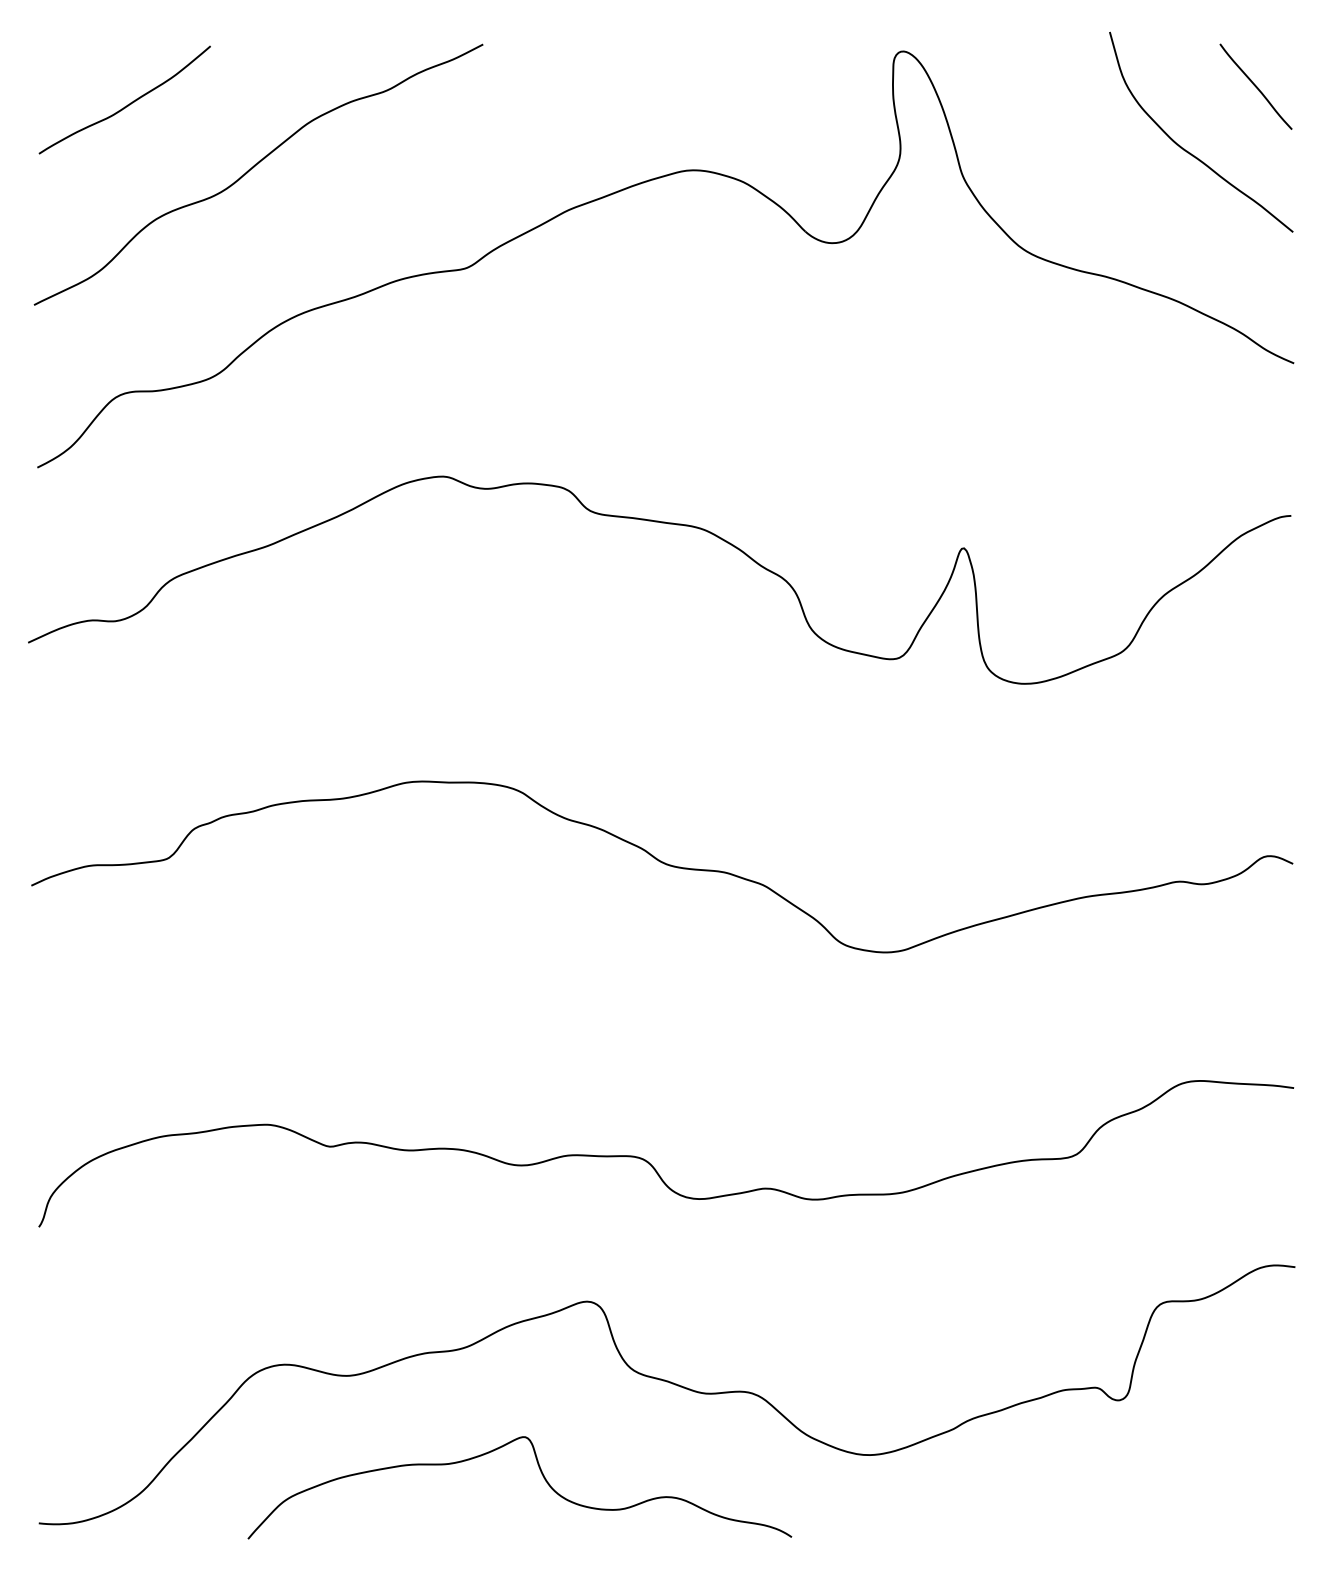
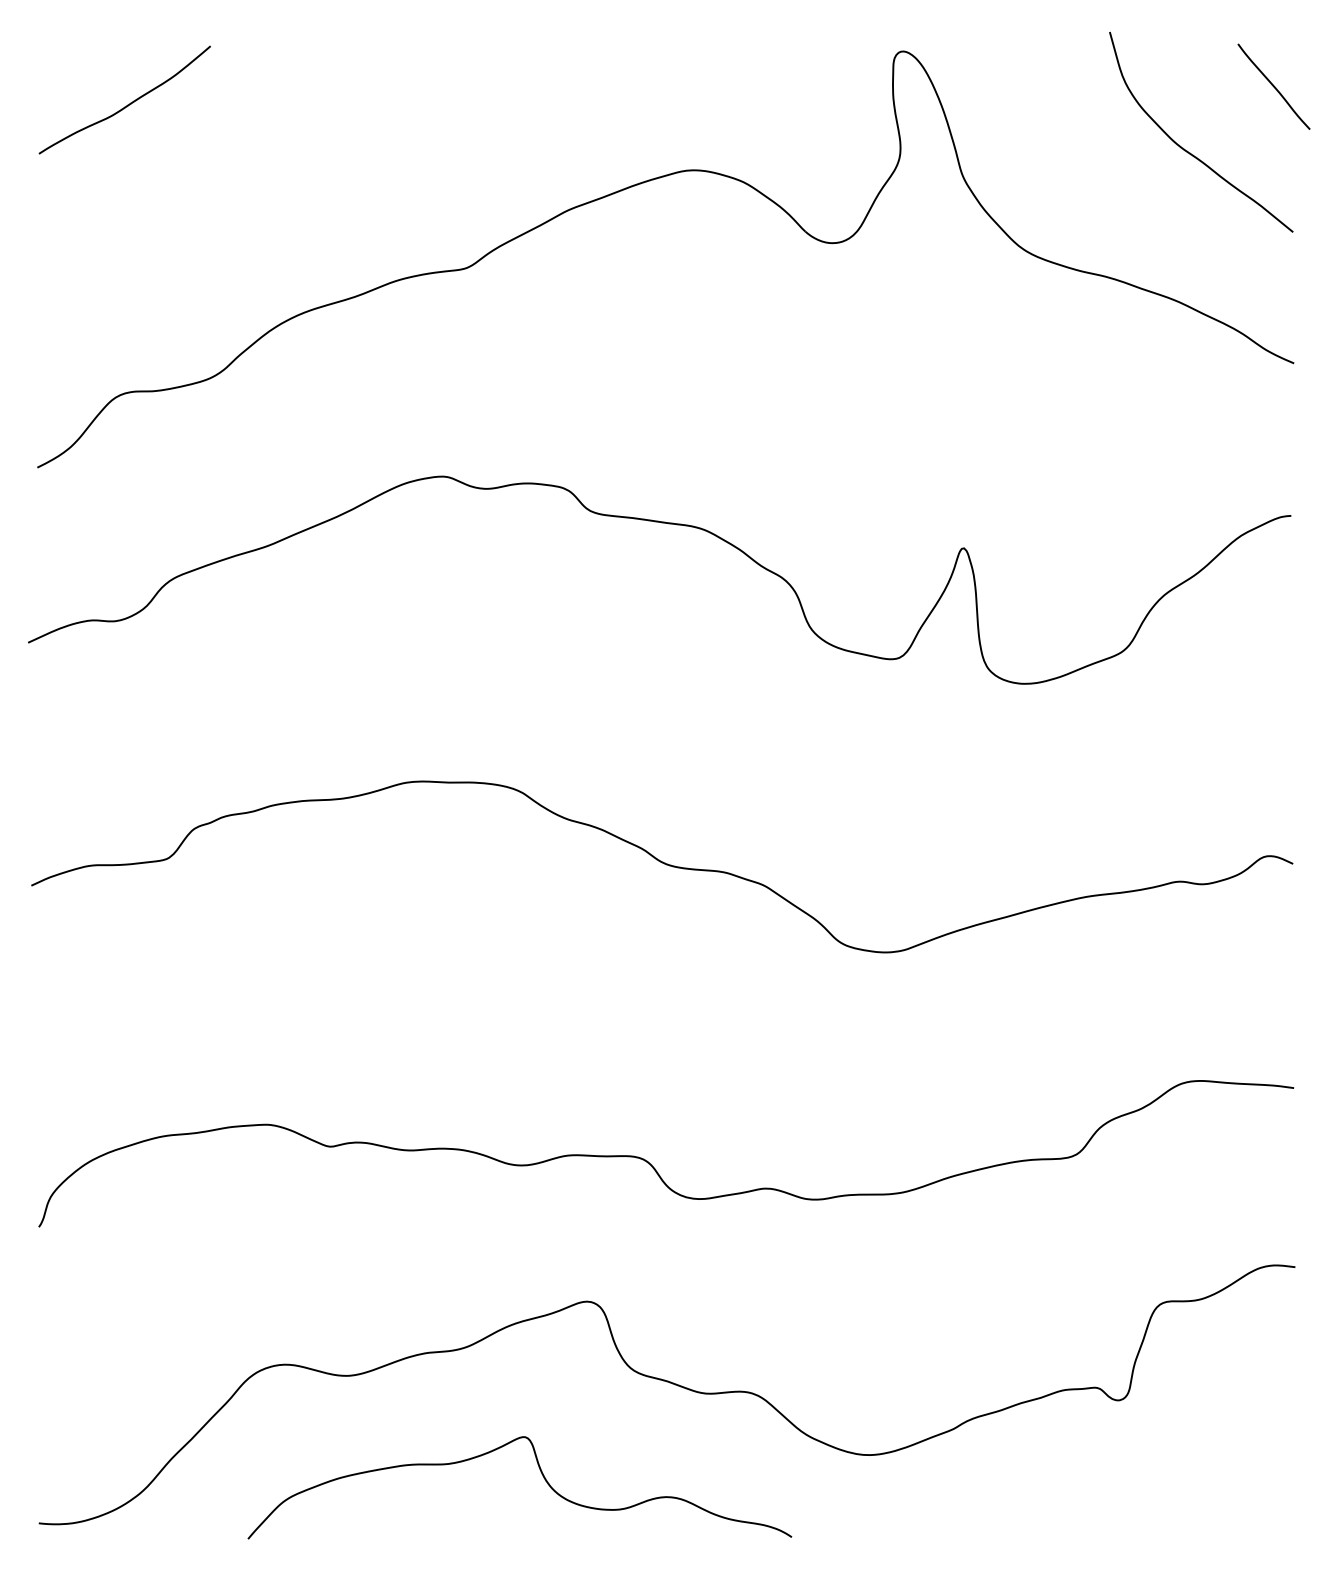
curve position: (1255, 86) -> (1273, 86) (1273, 86)
curve: present -> none (253, 168)
